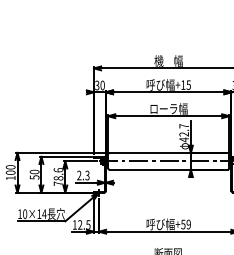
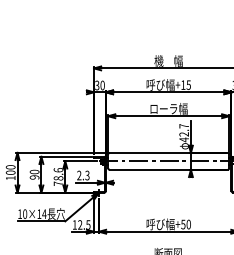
text: 50 -> 90 (34, 177)
text: +59 -> +50 (188, 224)
